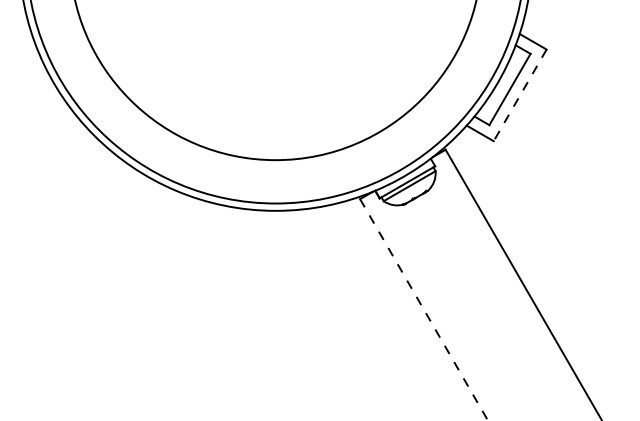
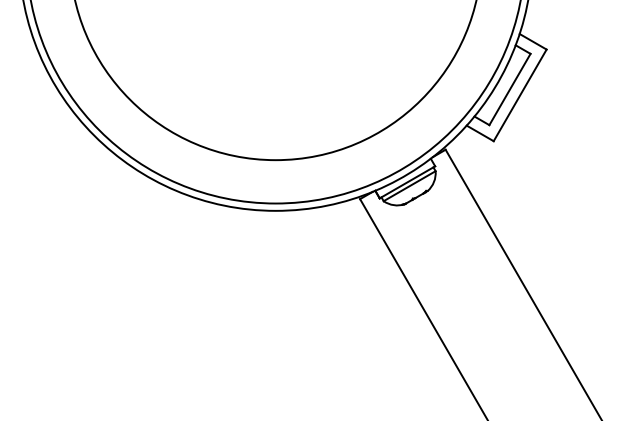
line: dashed -> solid (520, 95)
line: dashed -> solid (424, 309)
